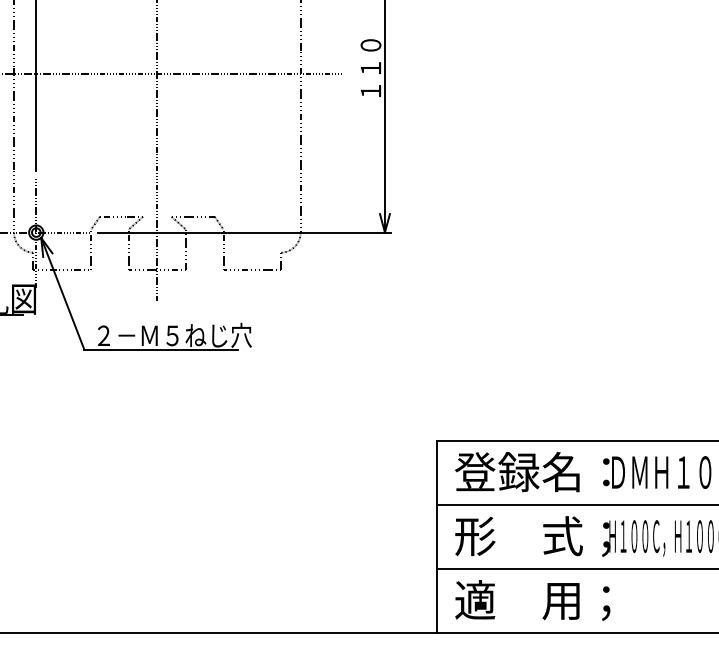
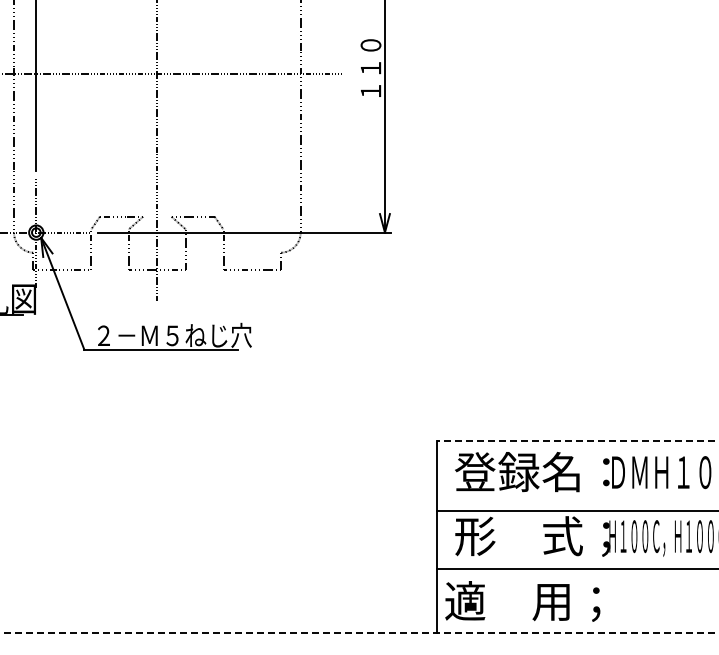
line: solid -> dashed (577, 440)
line position: (576, 504) -> (576, 510) (576, 510)
text position: (532, 600) -> (522, 601) (522, 601)
line: solid -> dashed (359, 632)
